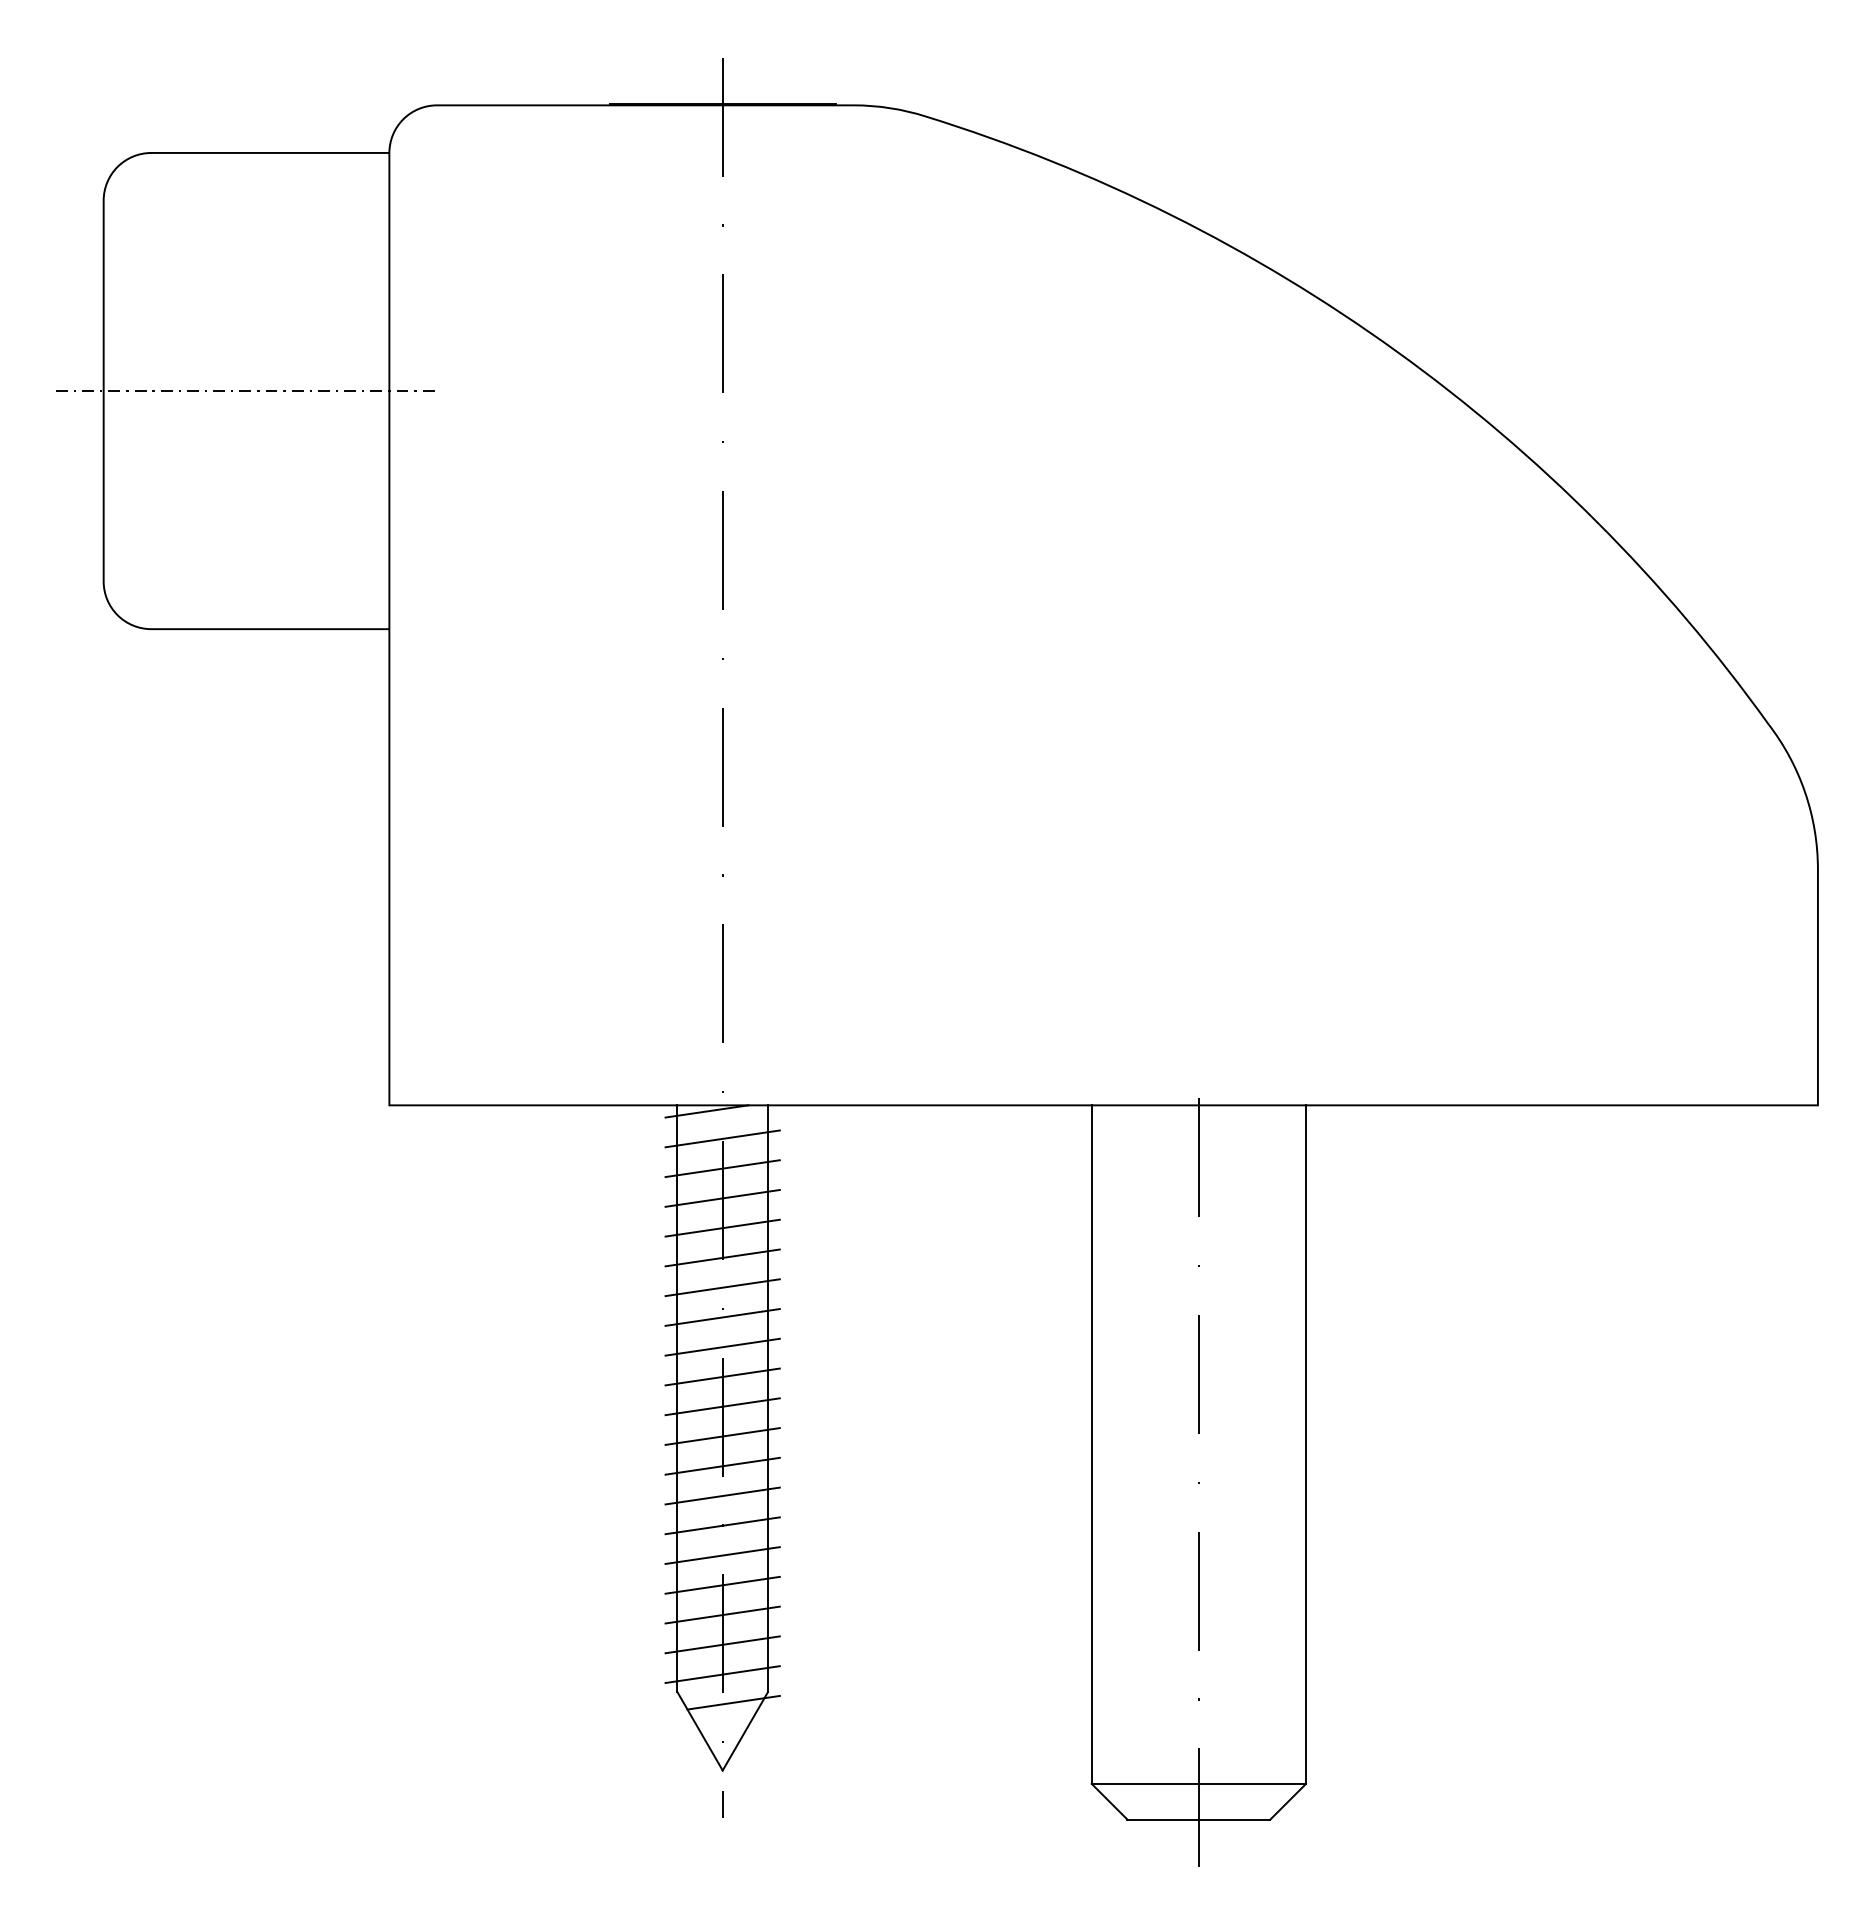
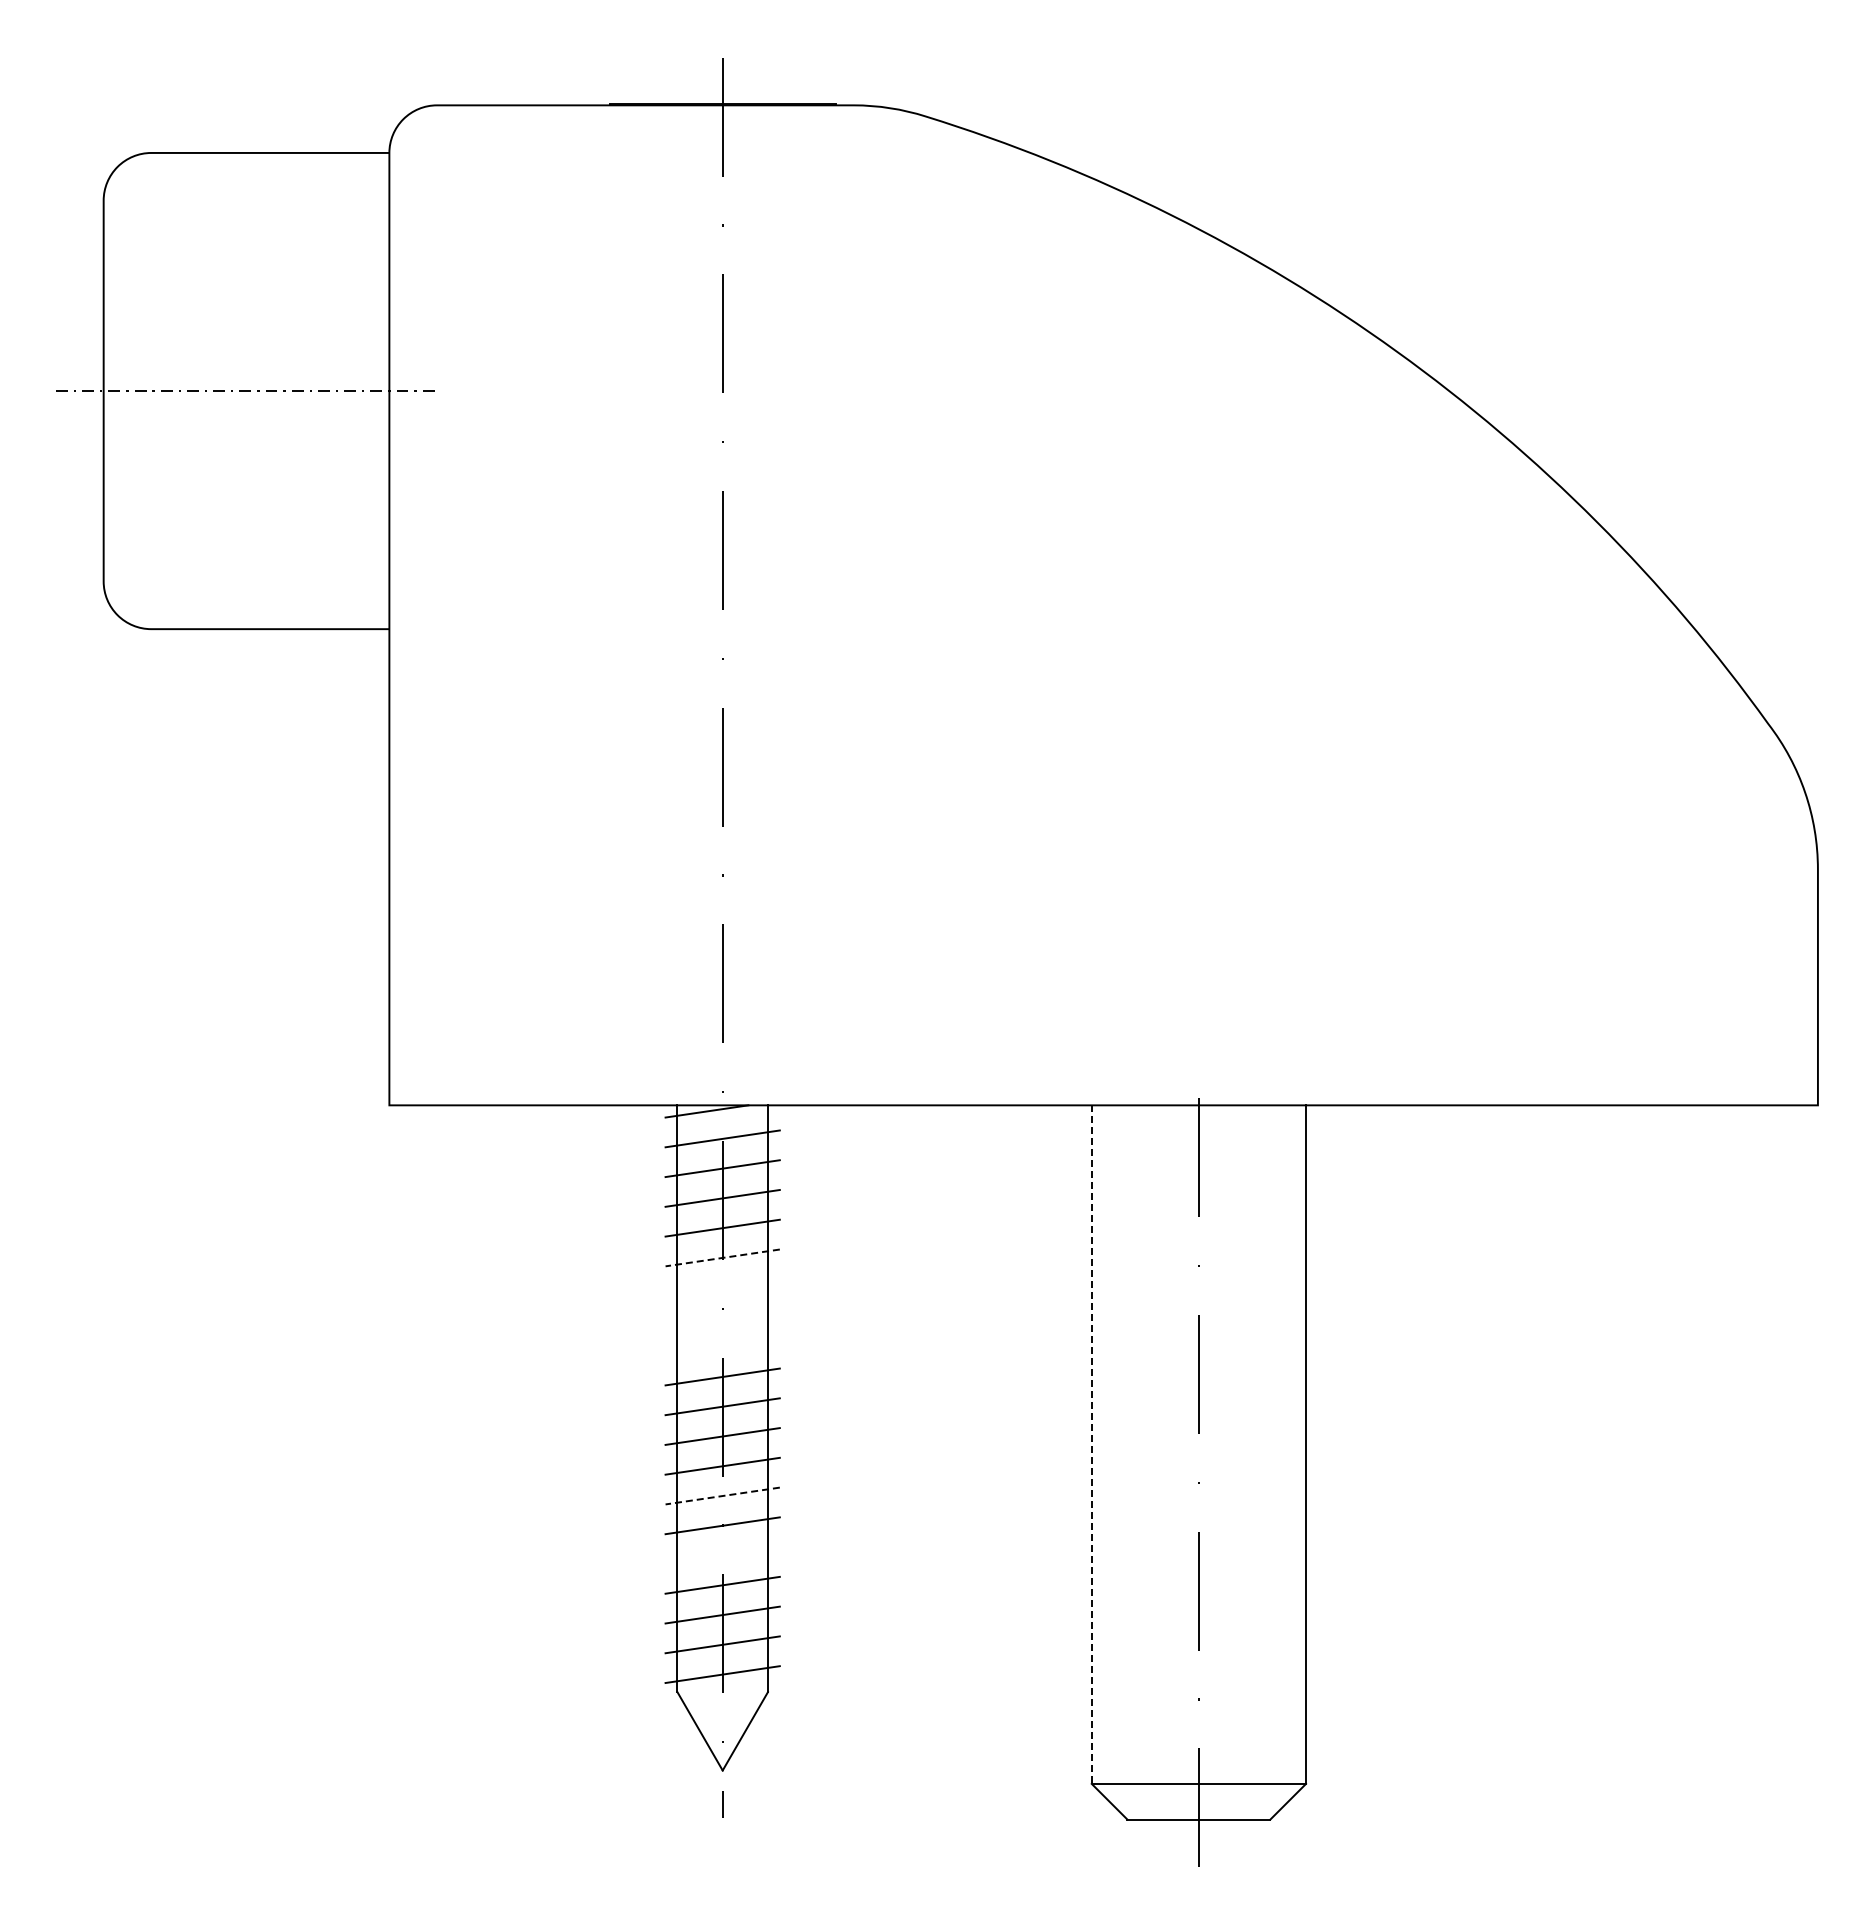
line: solid -> dashed (722, 1257)
line: present -> none (722, 1287)
line: present -> none (722, 1317)
line: present -> none (722, 1346)
line: solid -> dashed (1091, 1445)
line: solid -> dashed (722, 1496)
line: present -> none (722, 1555)
line: present -> none (733, 1702)
